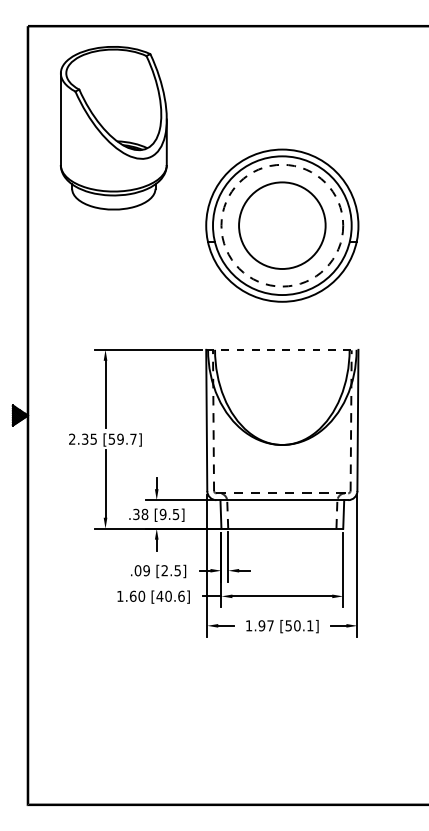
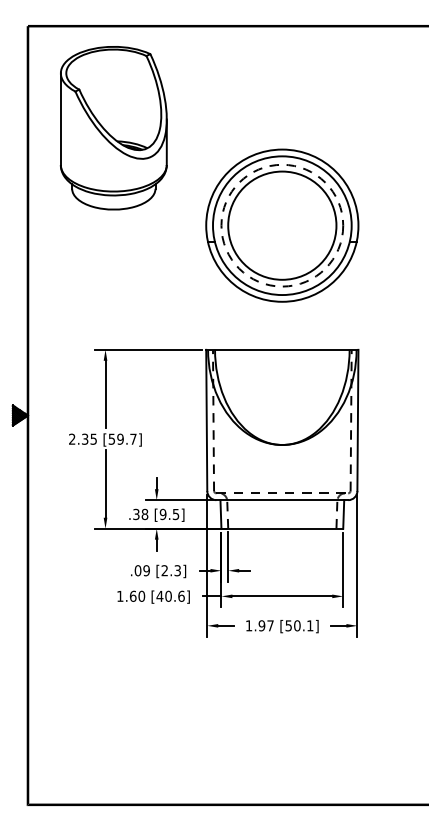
circle diameter: 87 px -> 108 px (282, 225)
line: dashed -> solid (282, 349)
text: [2.5] -> [2.3] (177, 570)
